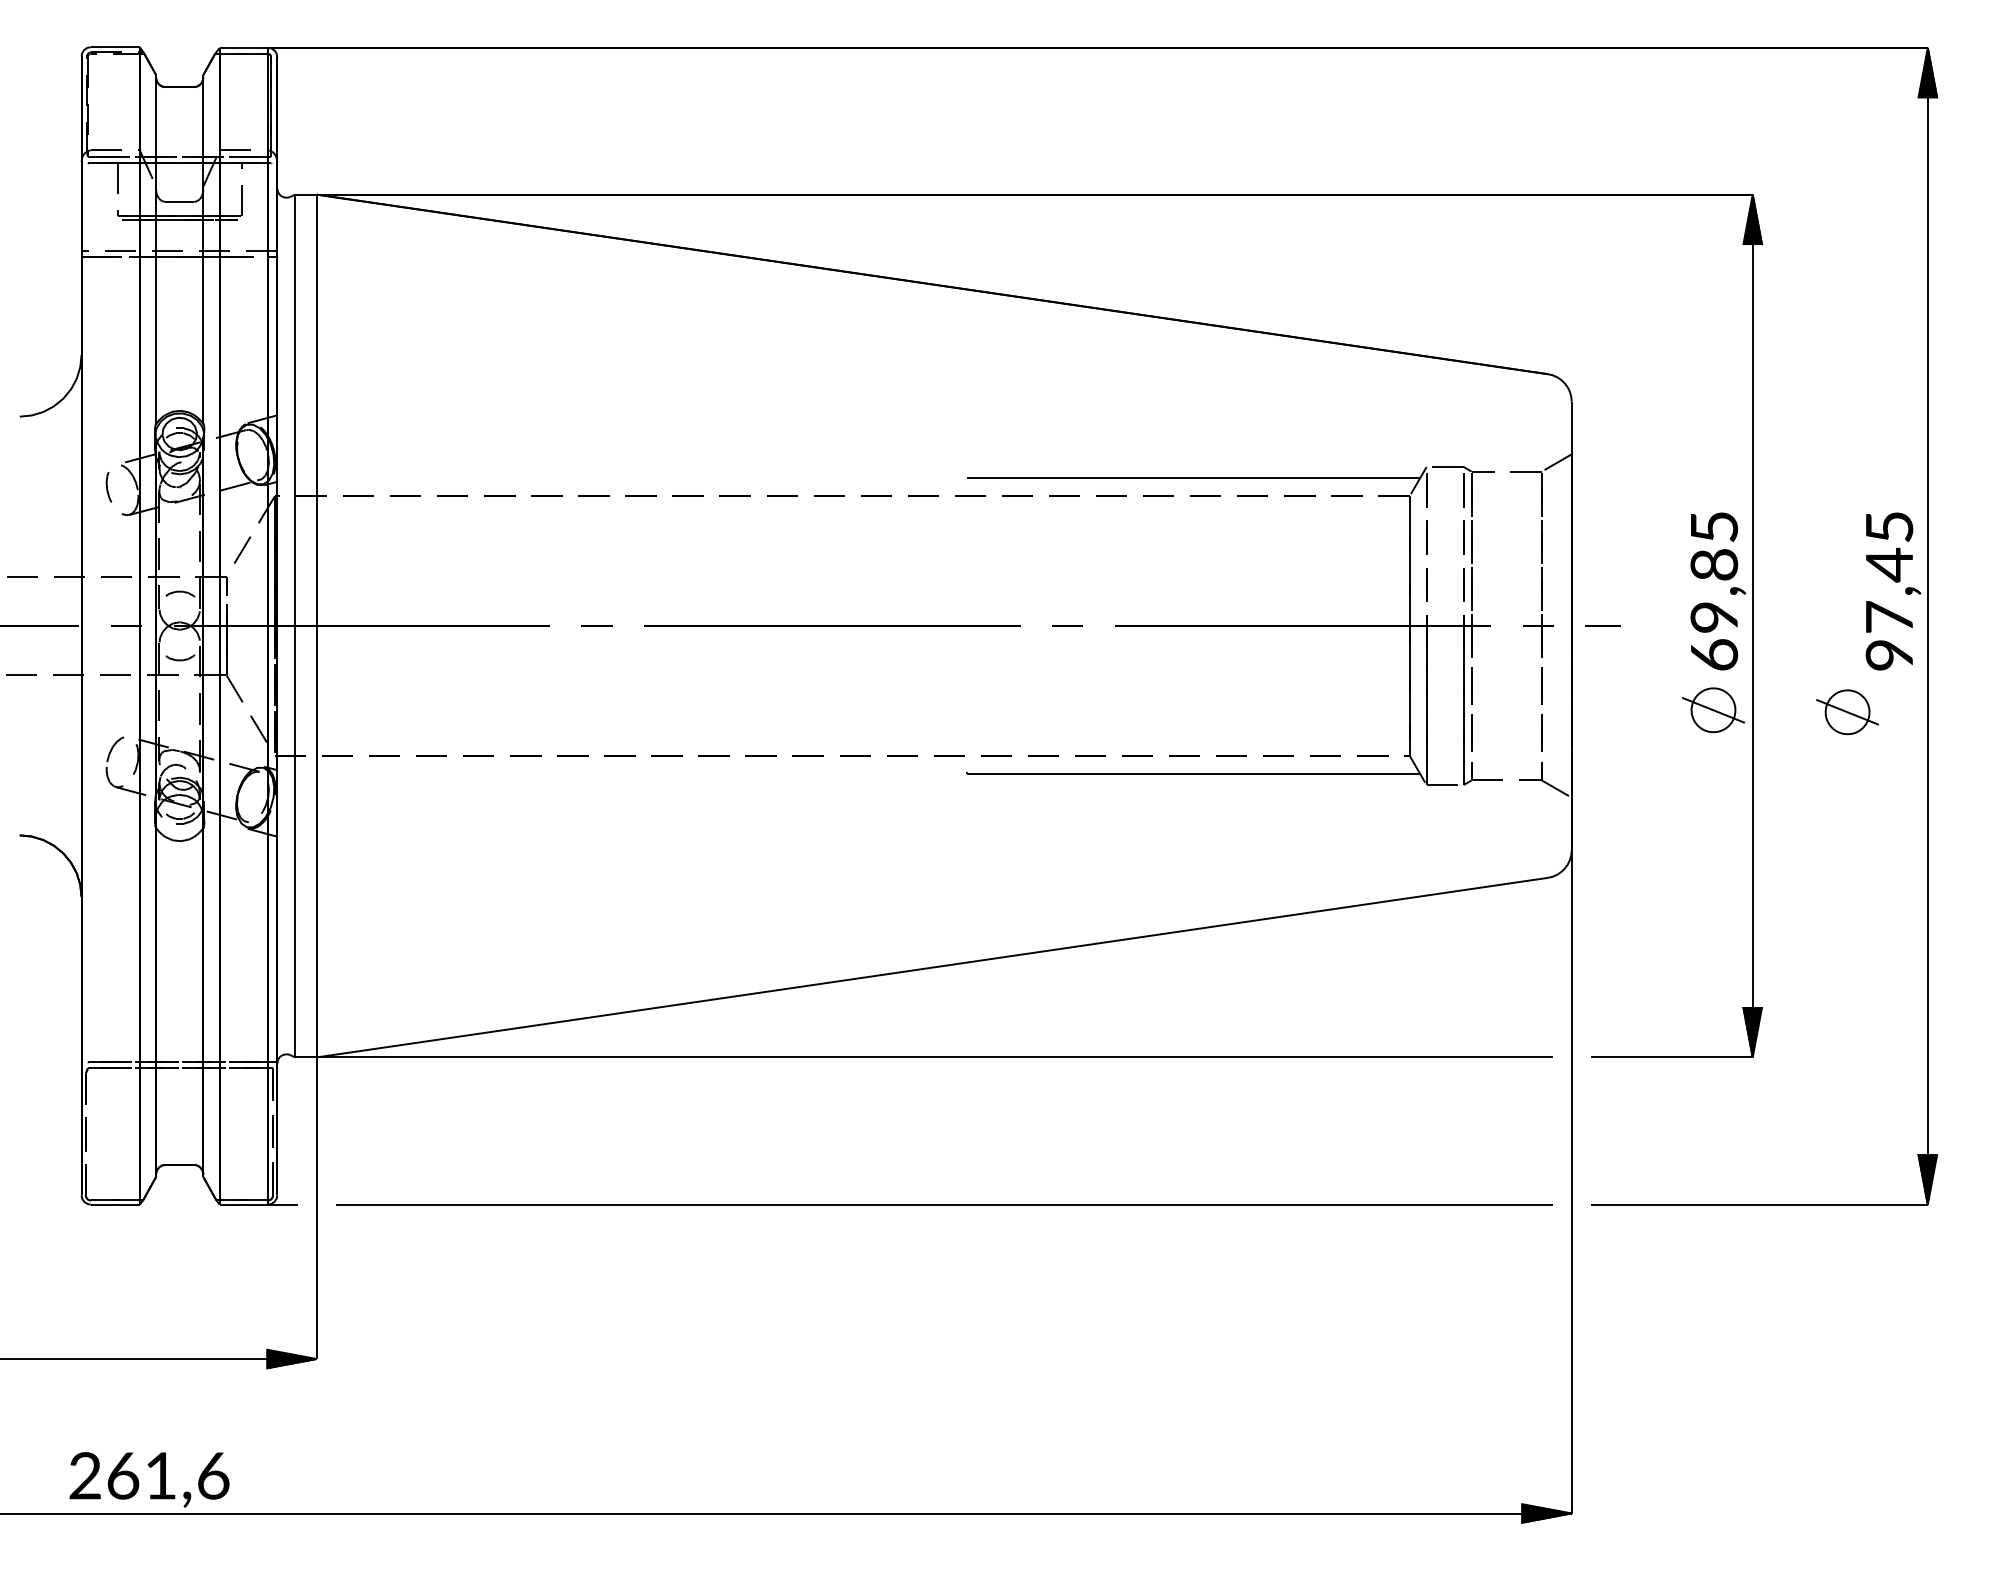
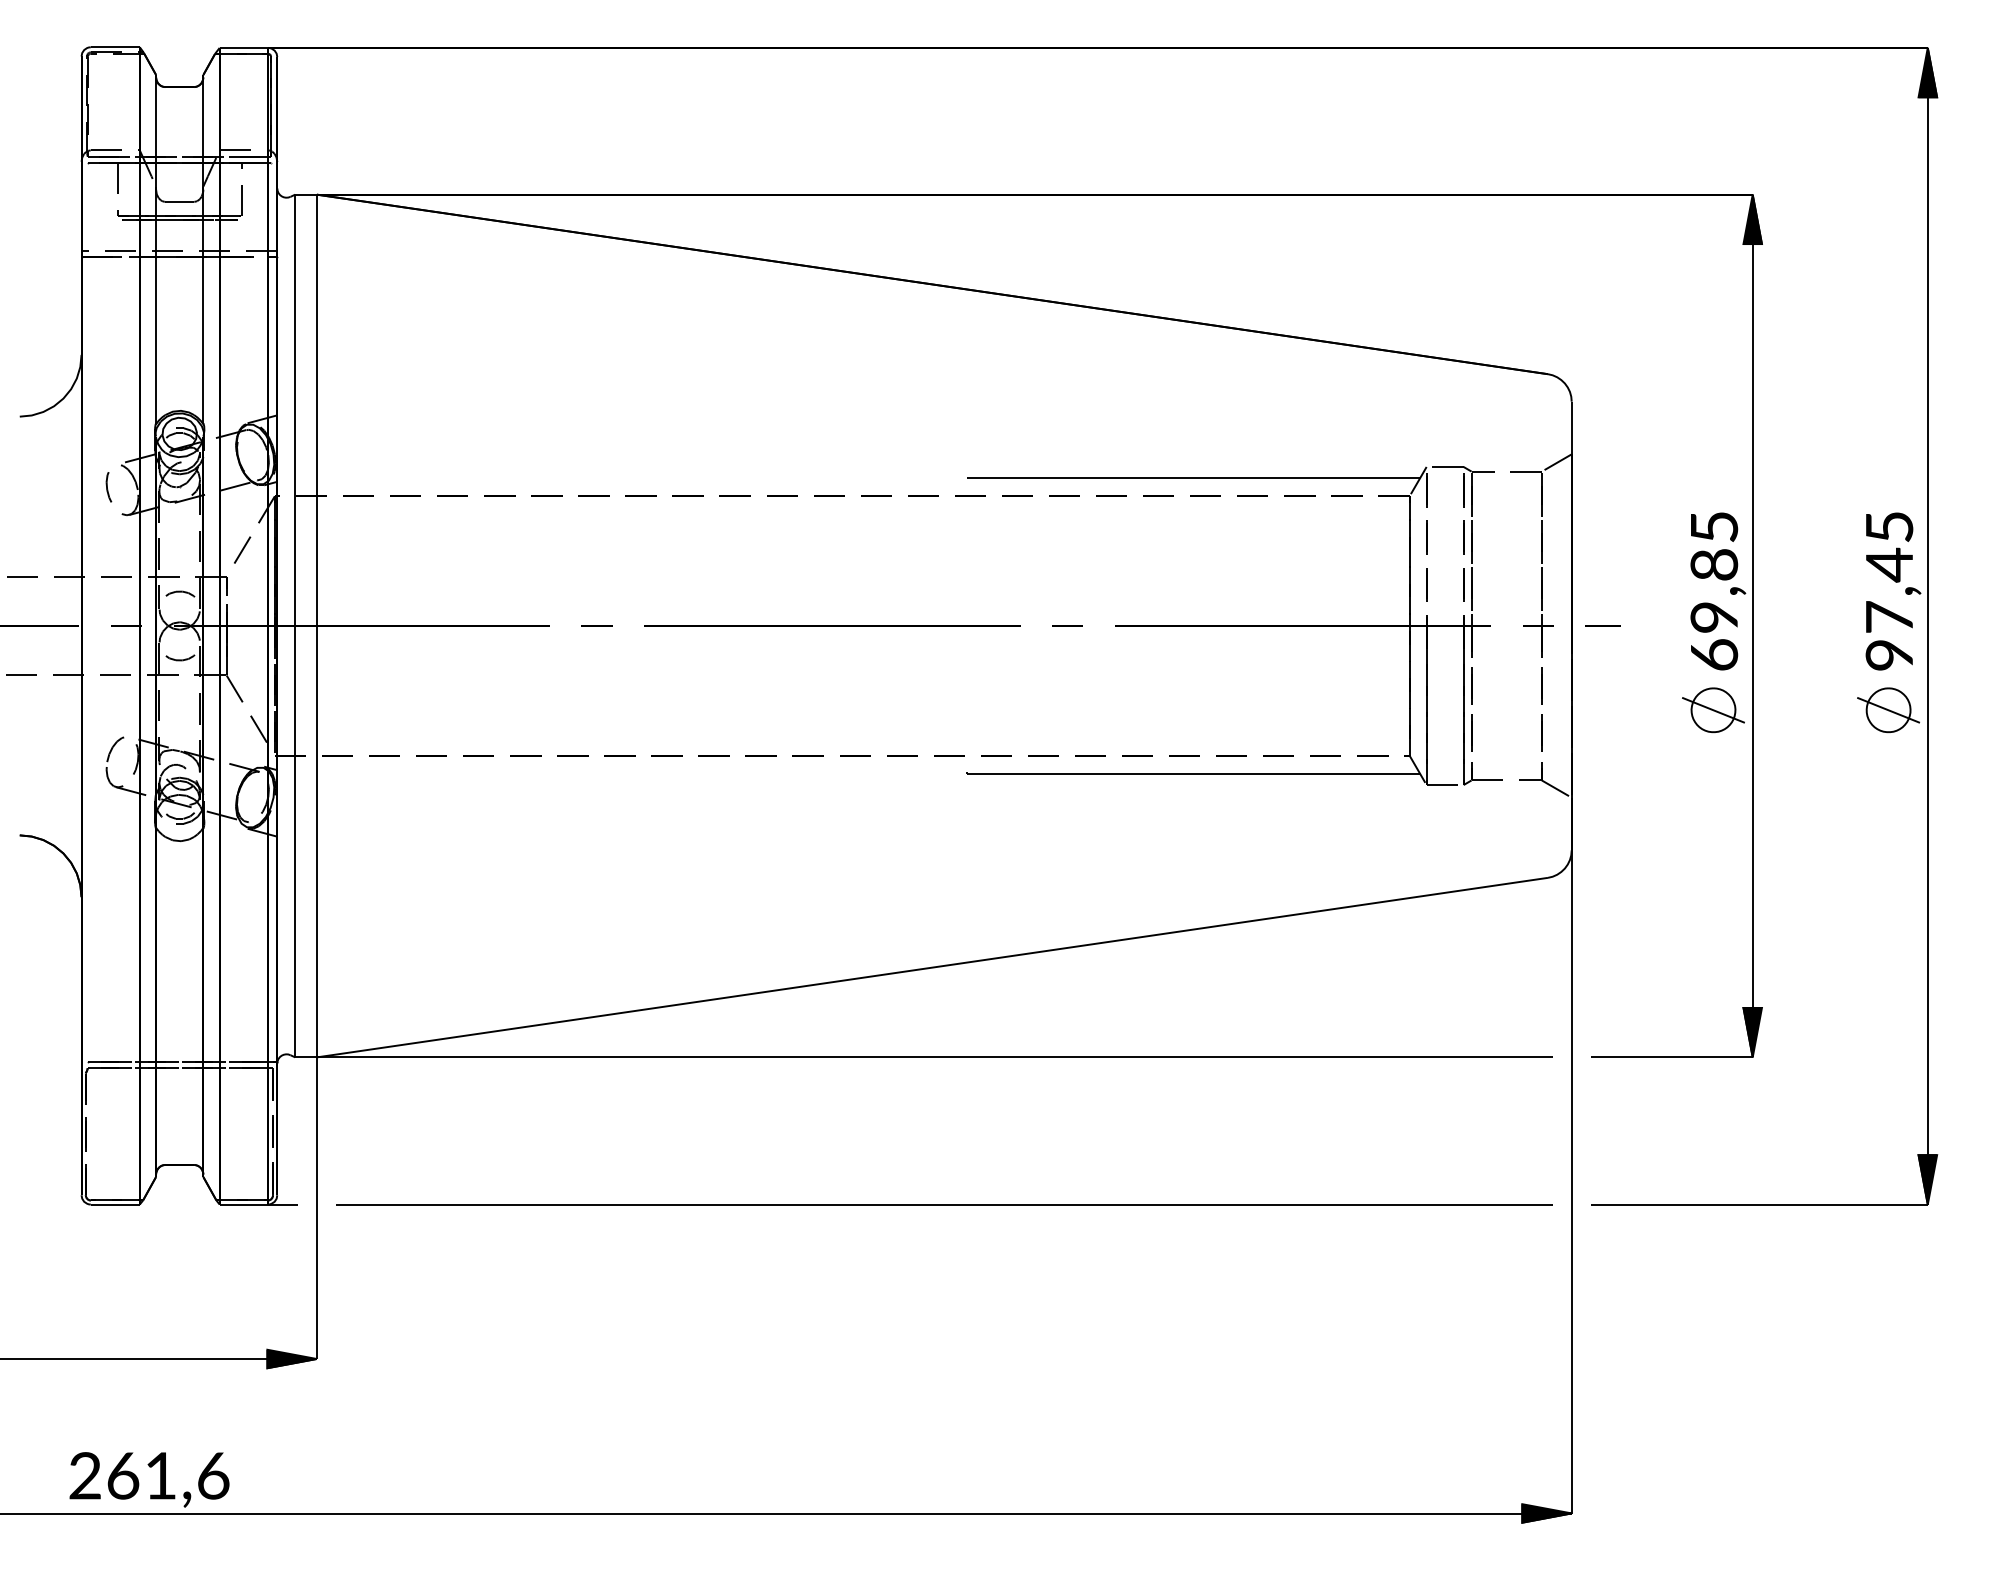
part position: (1847, 712) -> (1888, 710) (1888, 710)
